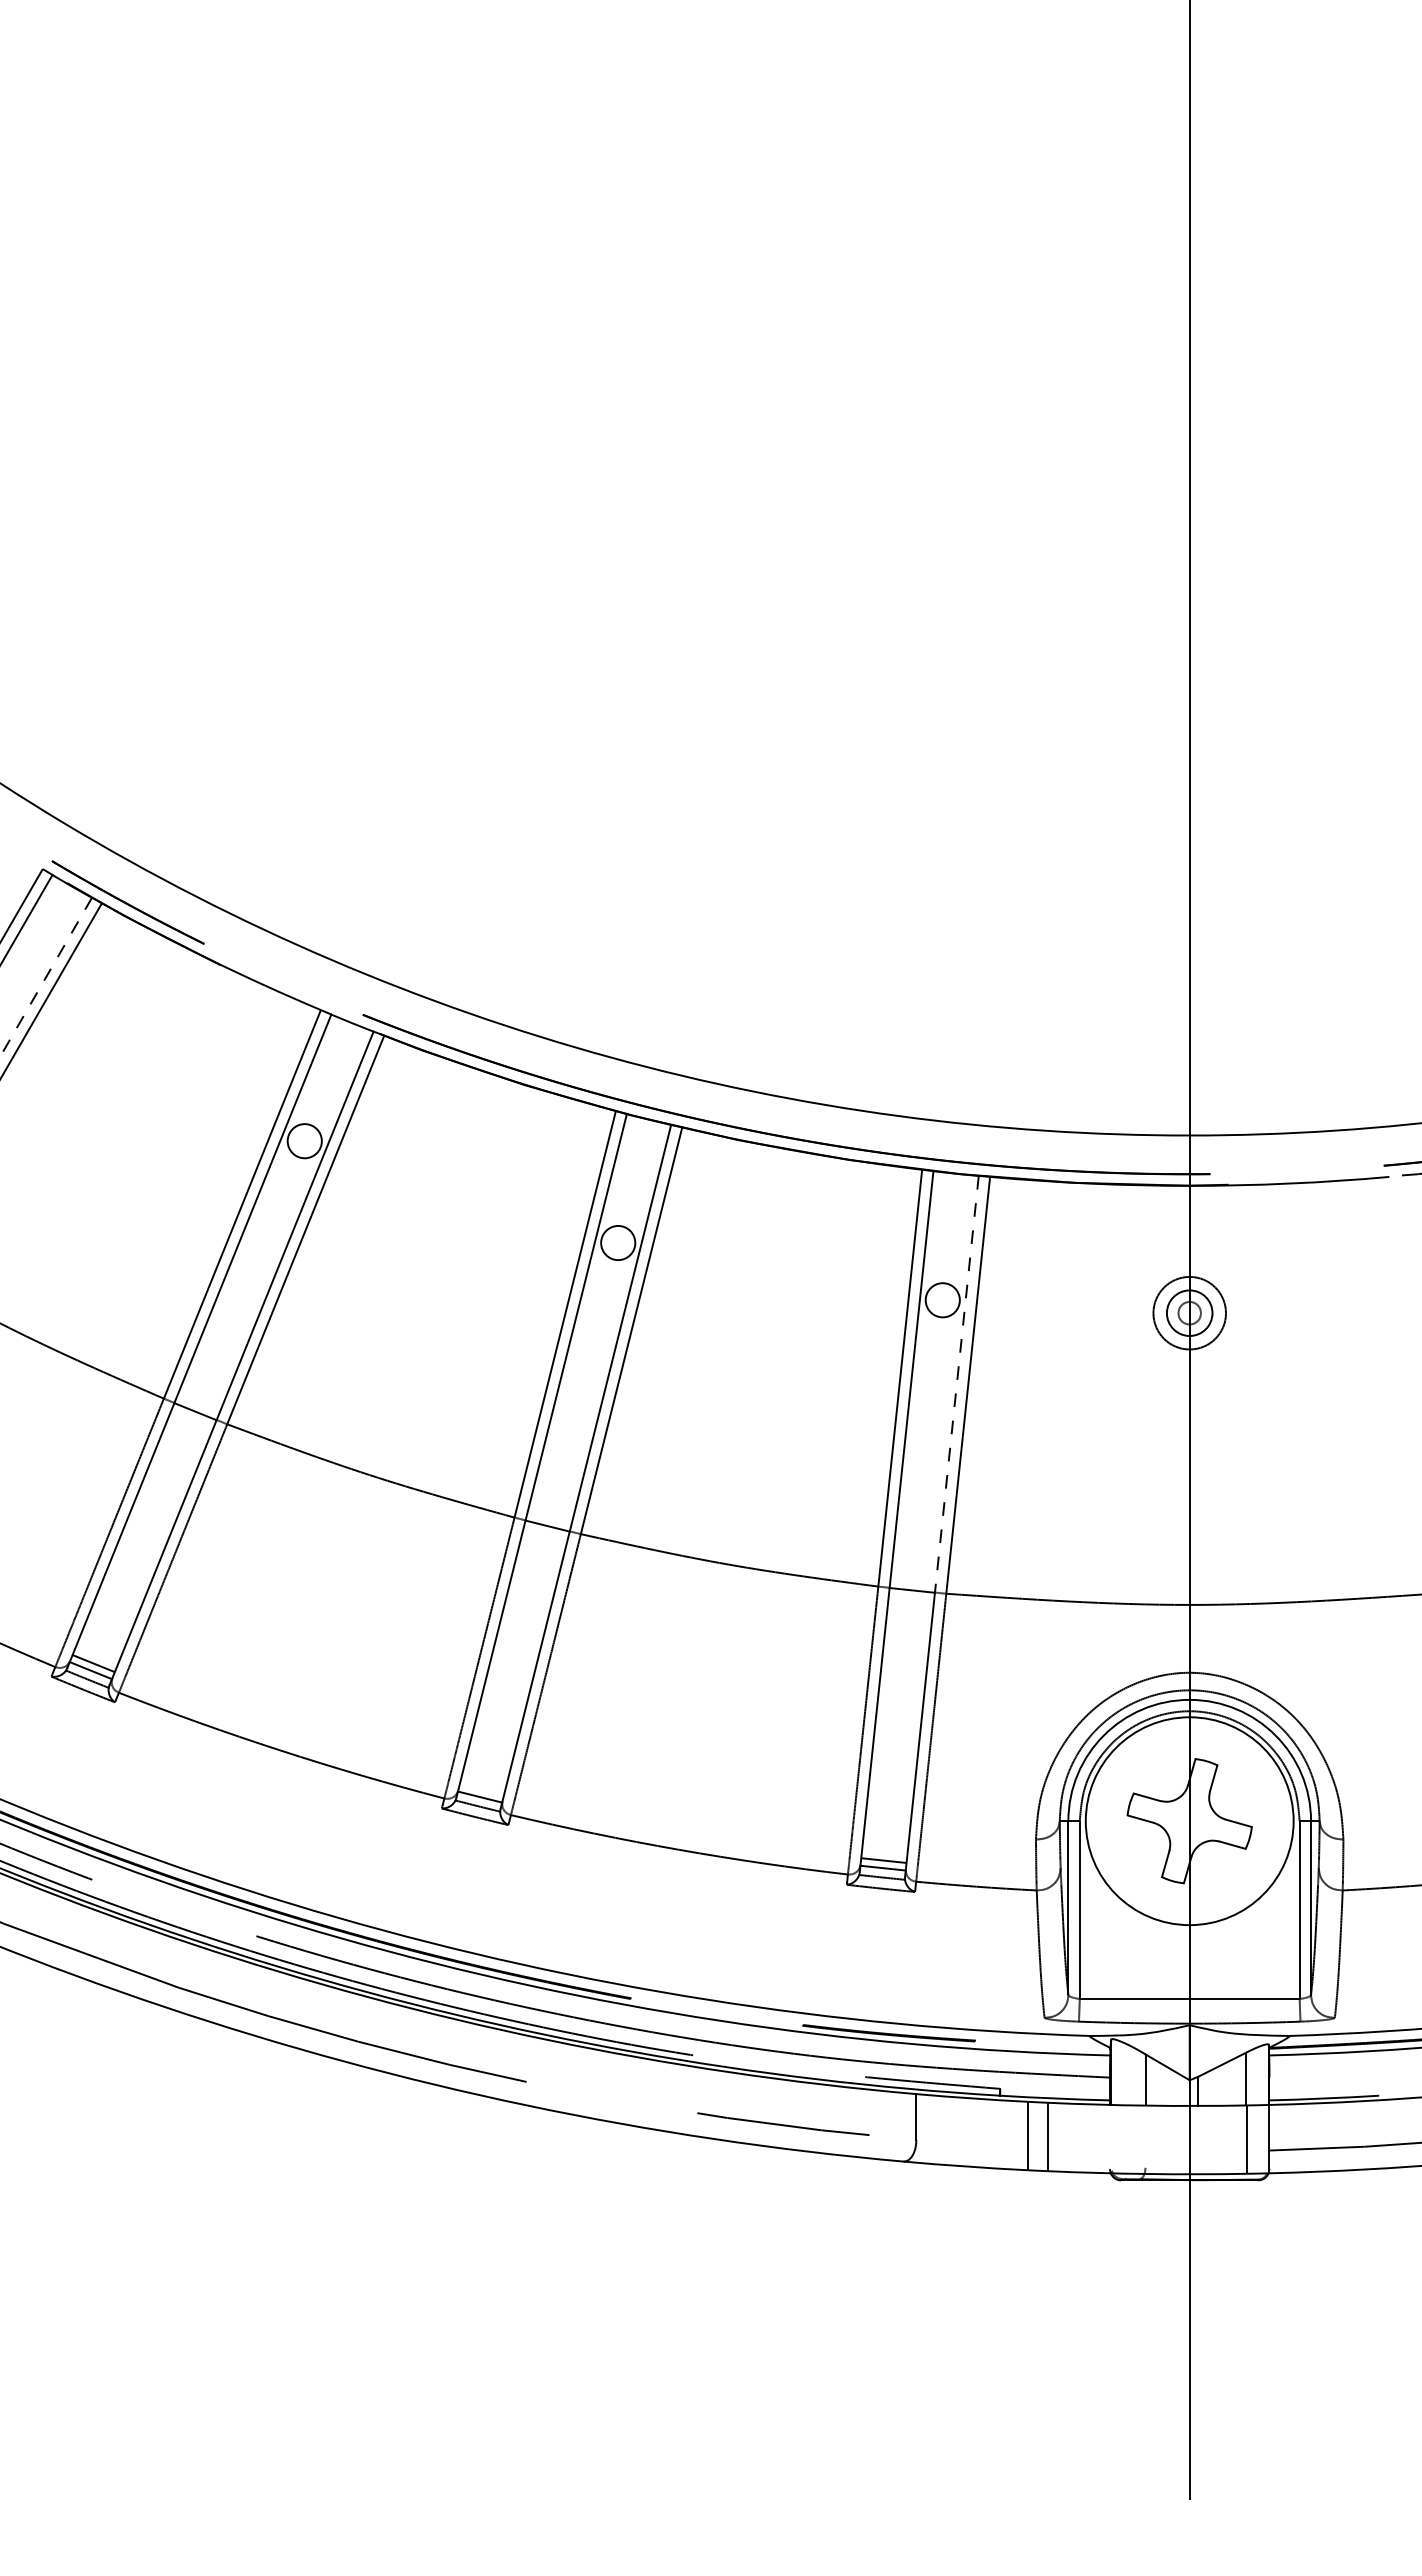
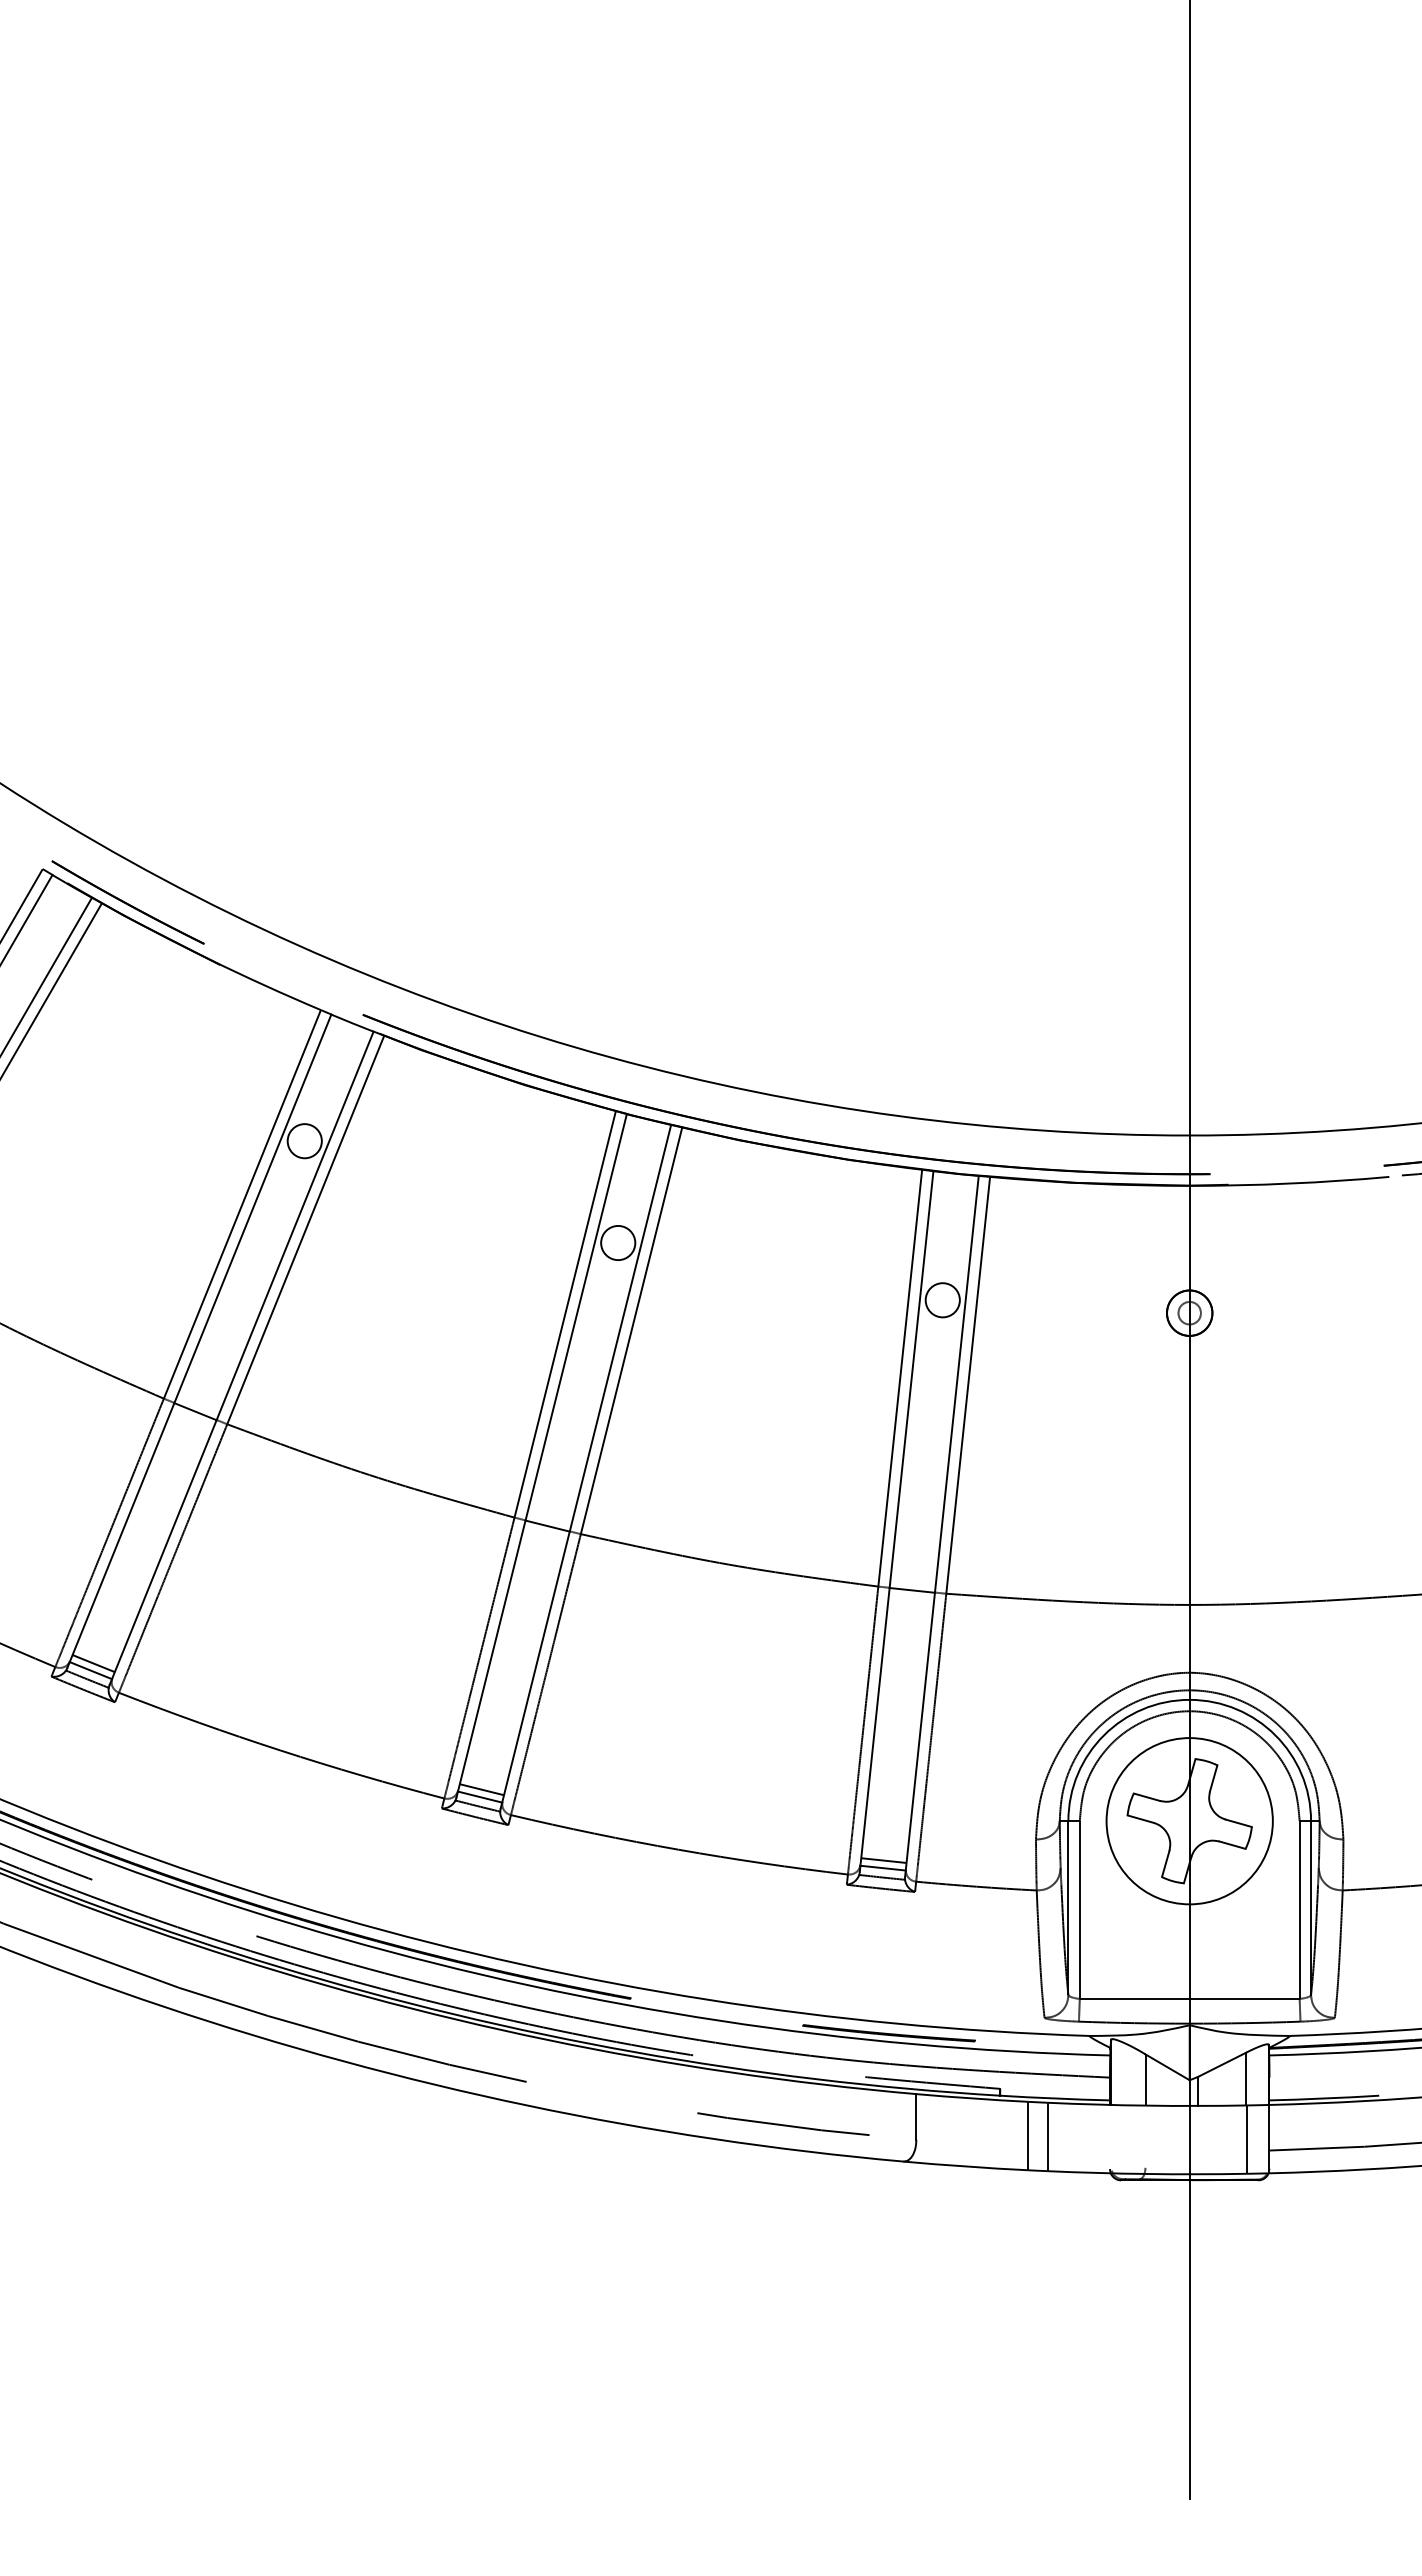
line: dashed -> solid (46, 977)
circle diameter: 73 px -> 45 px (1189, 1312)
line: dashed -> solid (956, 1384)
line: none -> present (481, 1789)
circle diameter: 208 px -> 166 px (1189, 1821)
